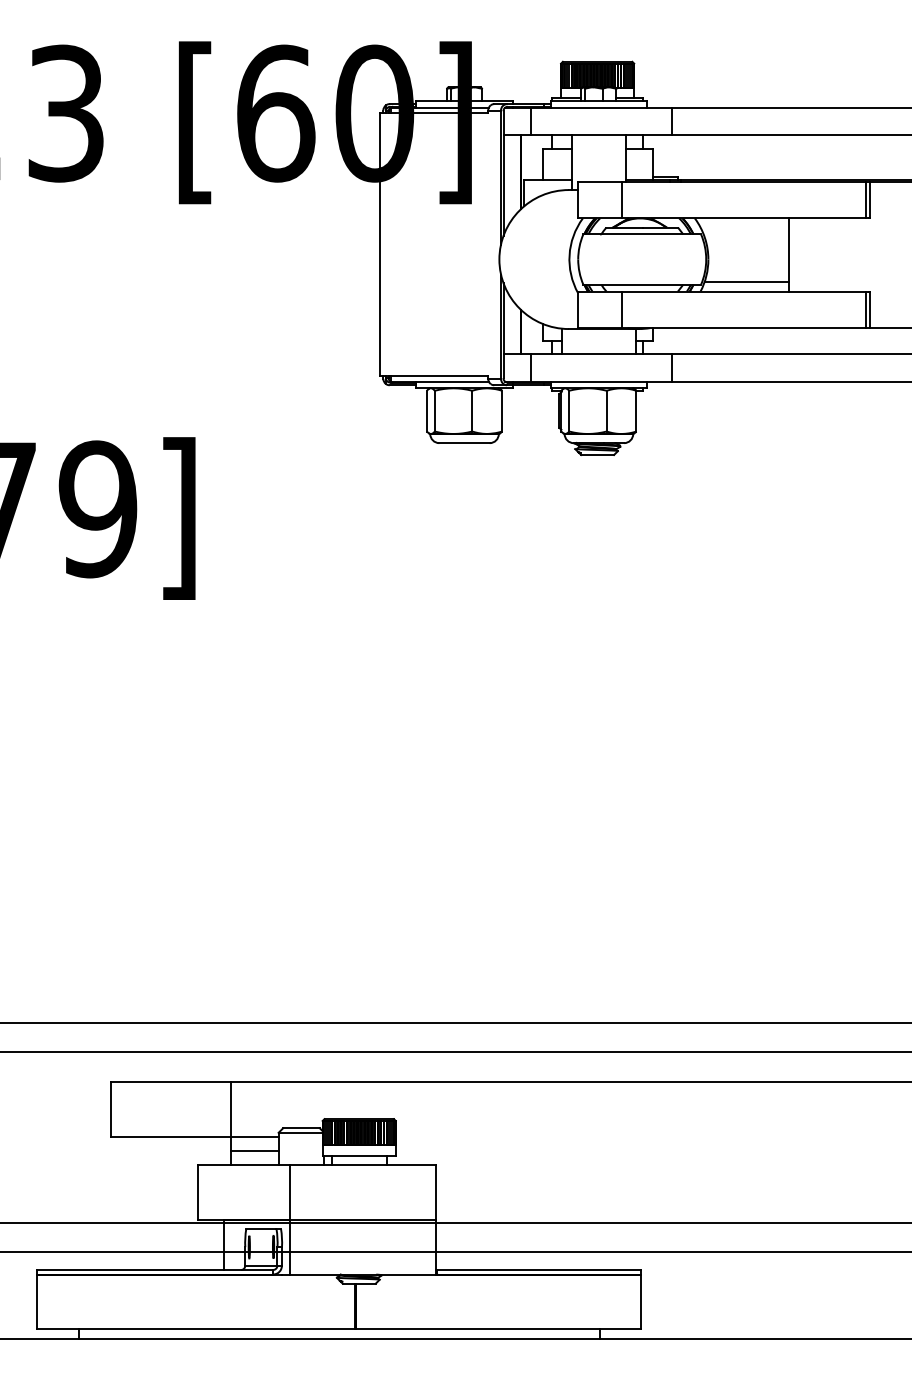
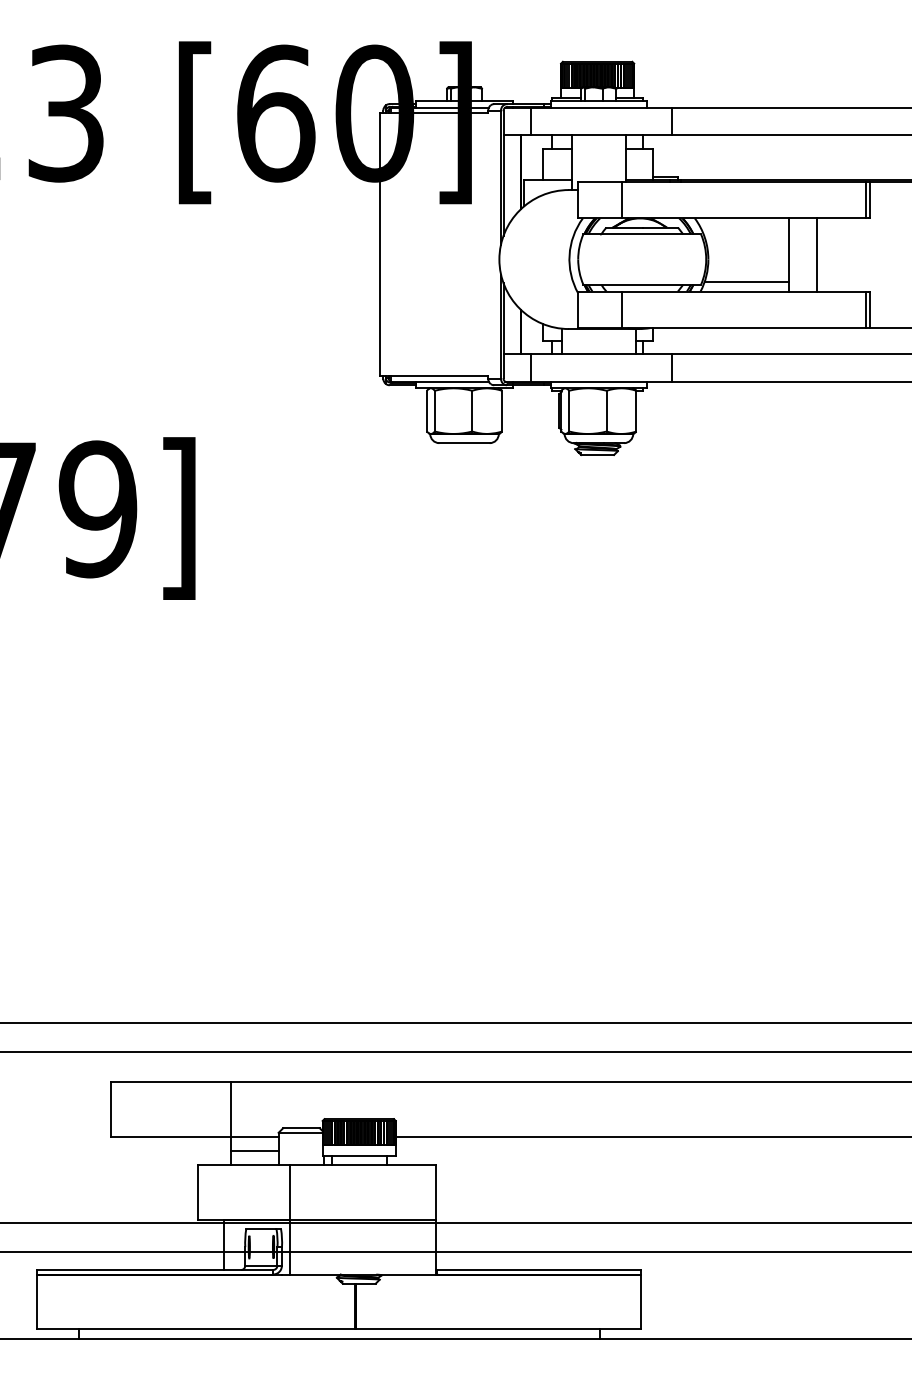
line: none -> present (817, 254)
line: none -> present (651, 1137)
